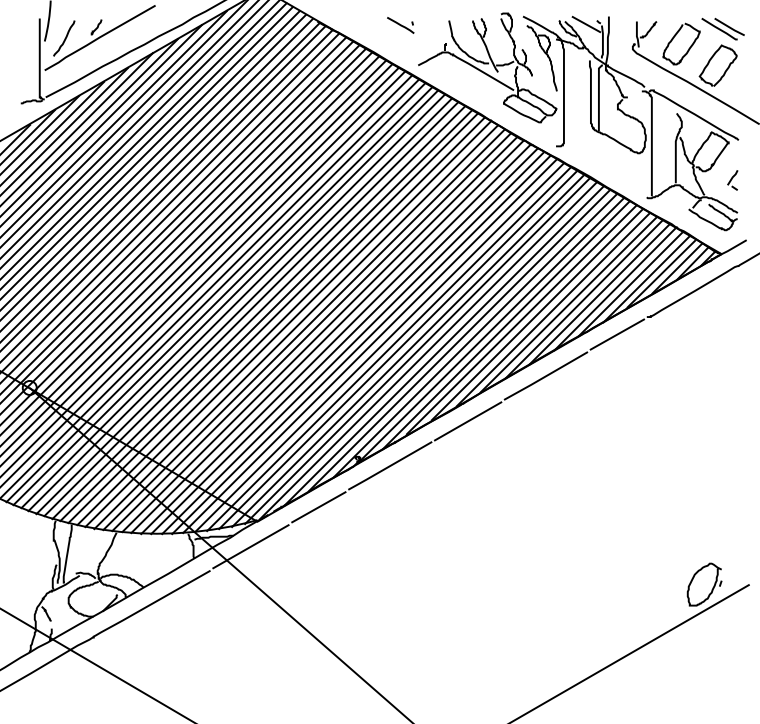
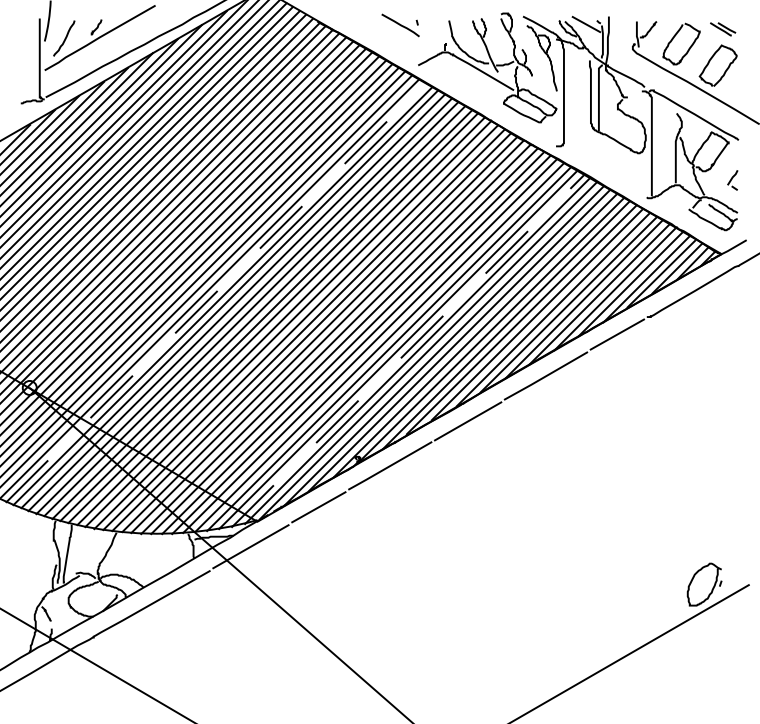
part size: 28x17 px -> 39x25 px (400, 25)
part size: 44x23 px -> 27x15 px (723, 29)
line: solid -> dashed (215, 293)
line: solid -> dashed (408, 351)
